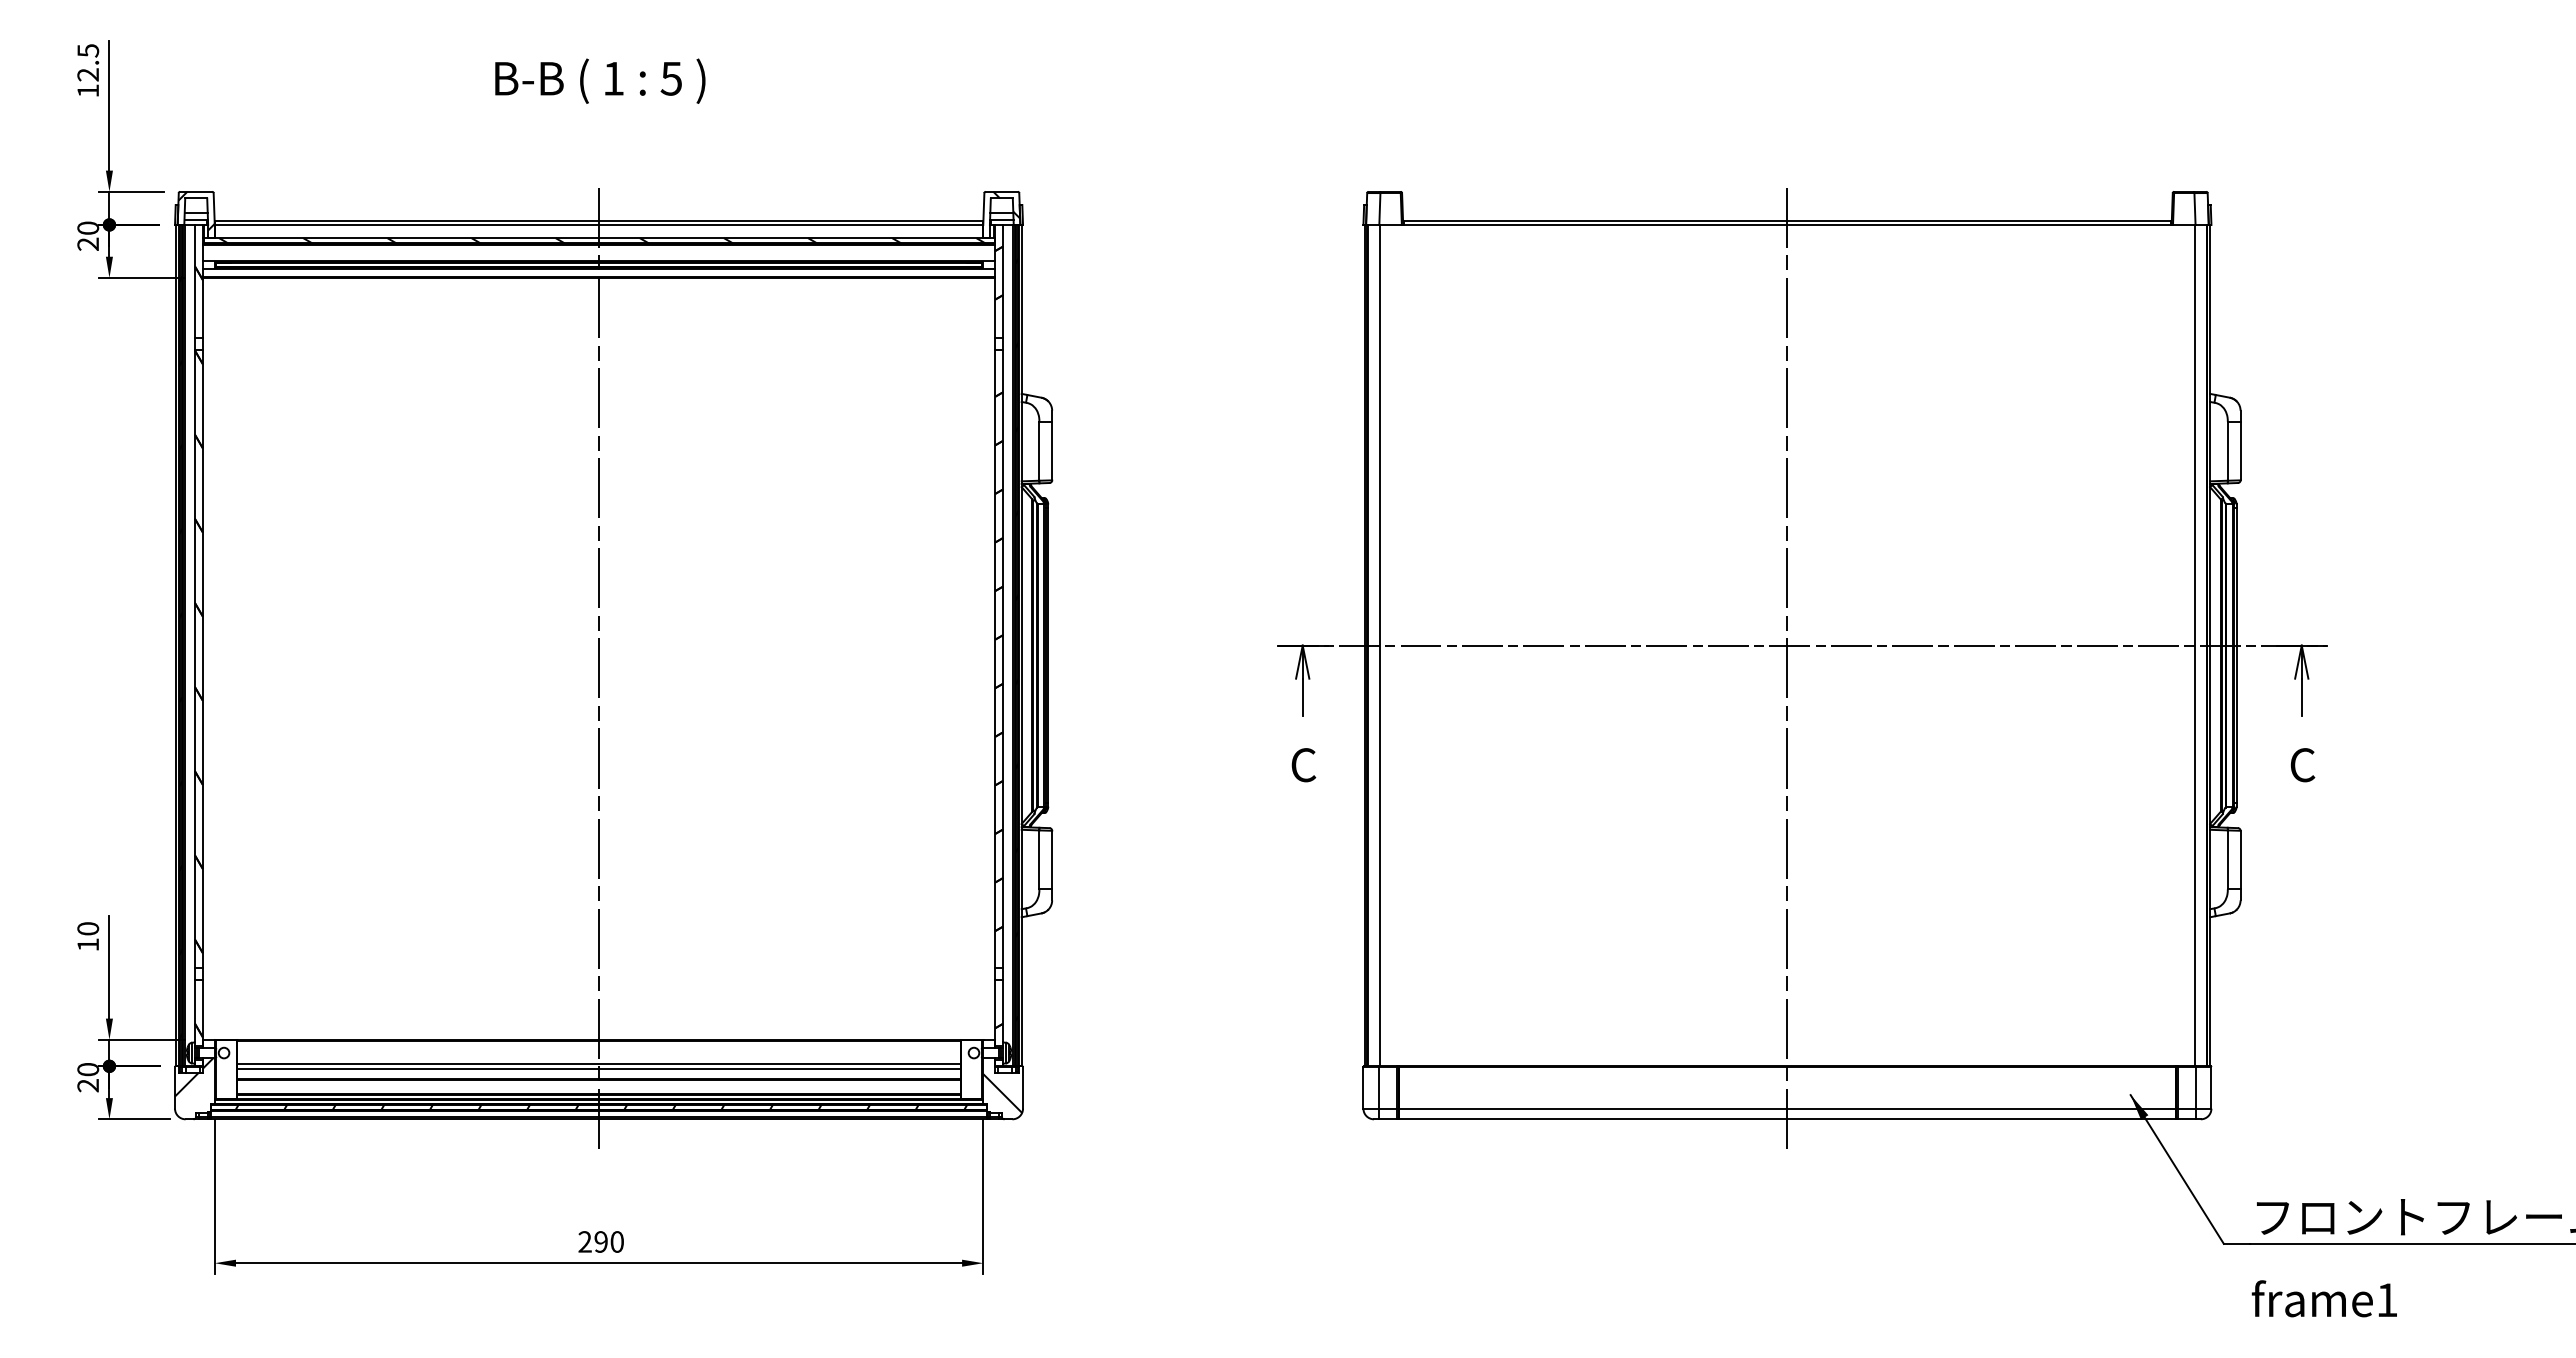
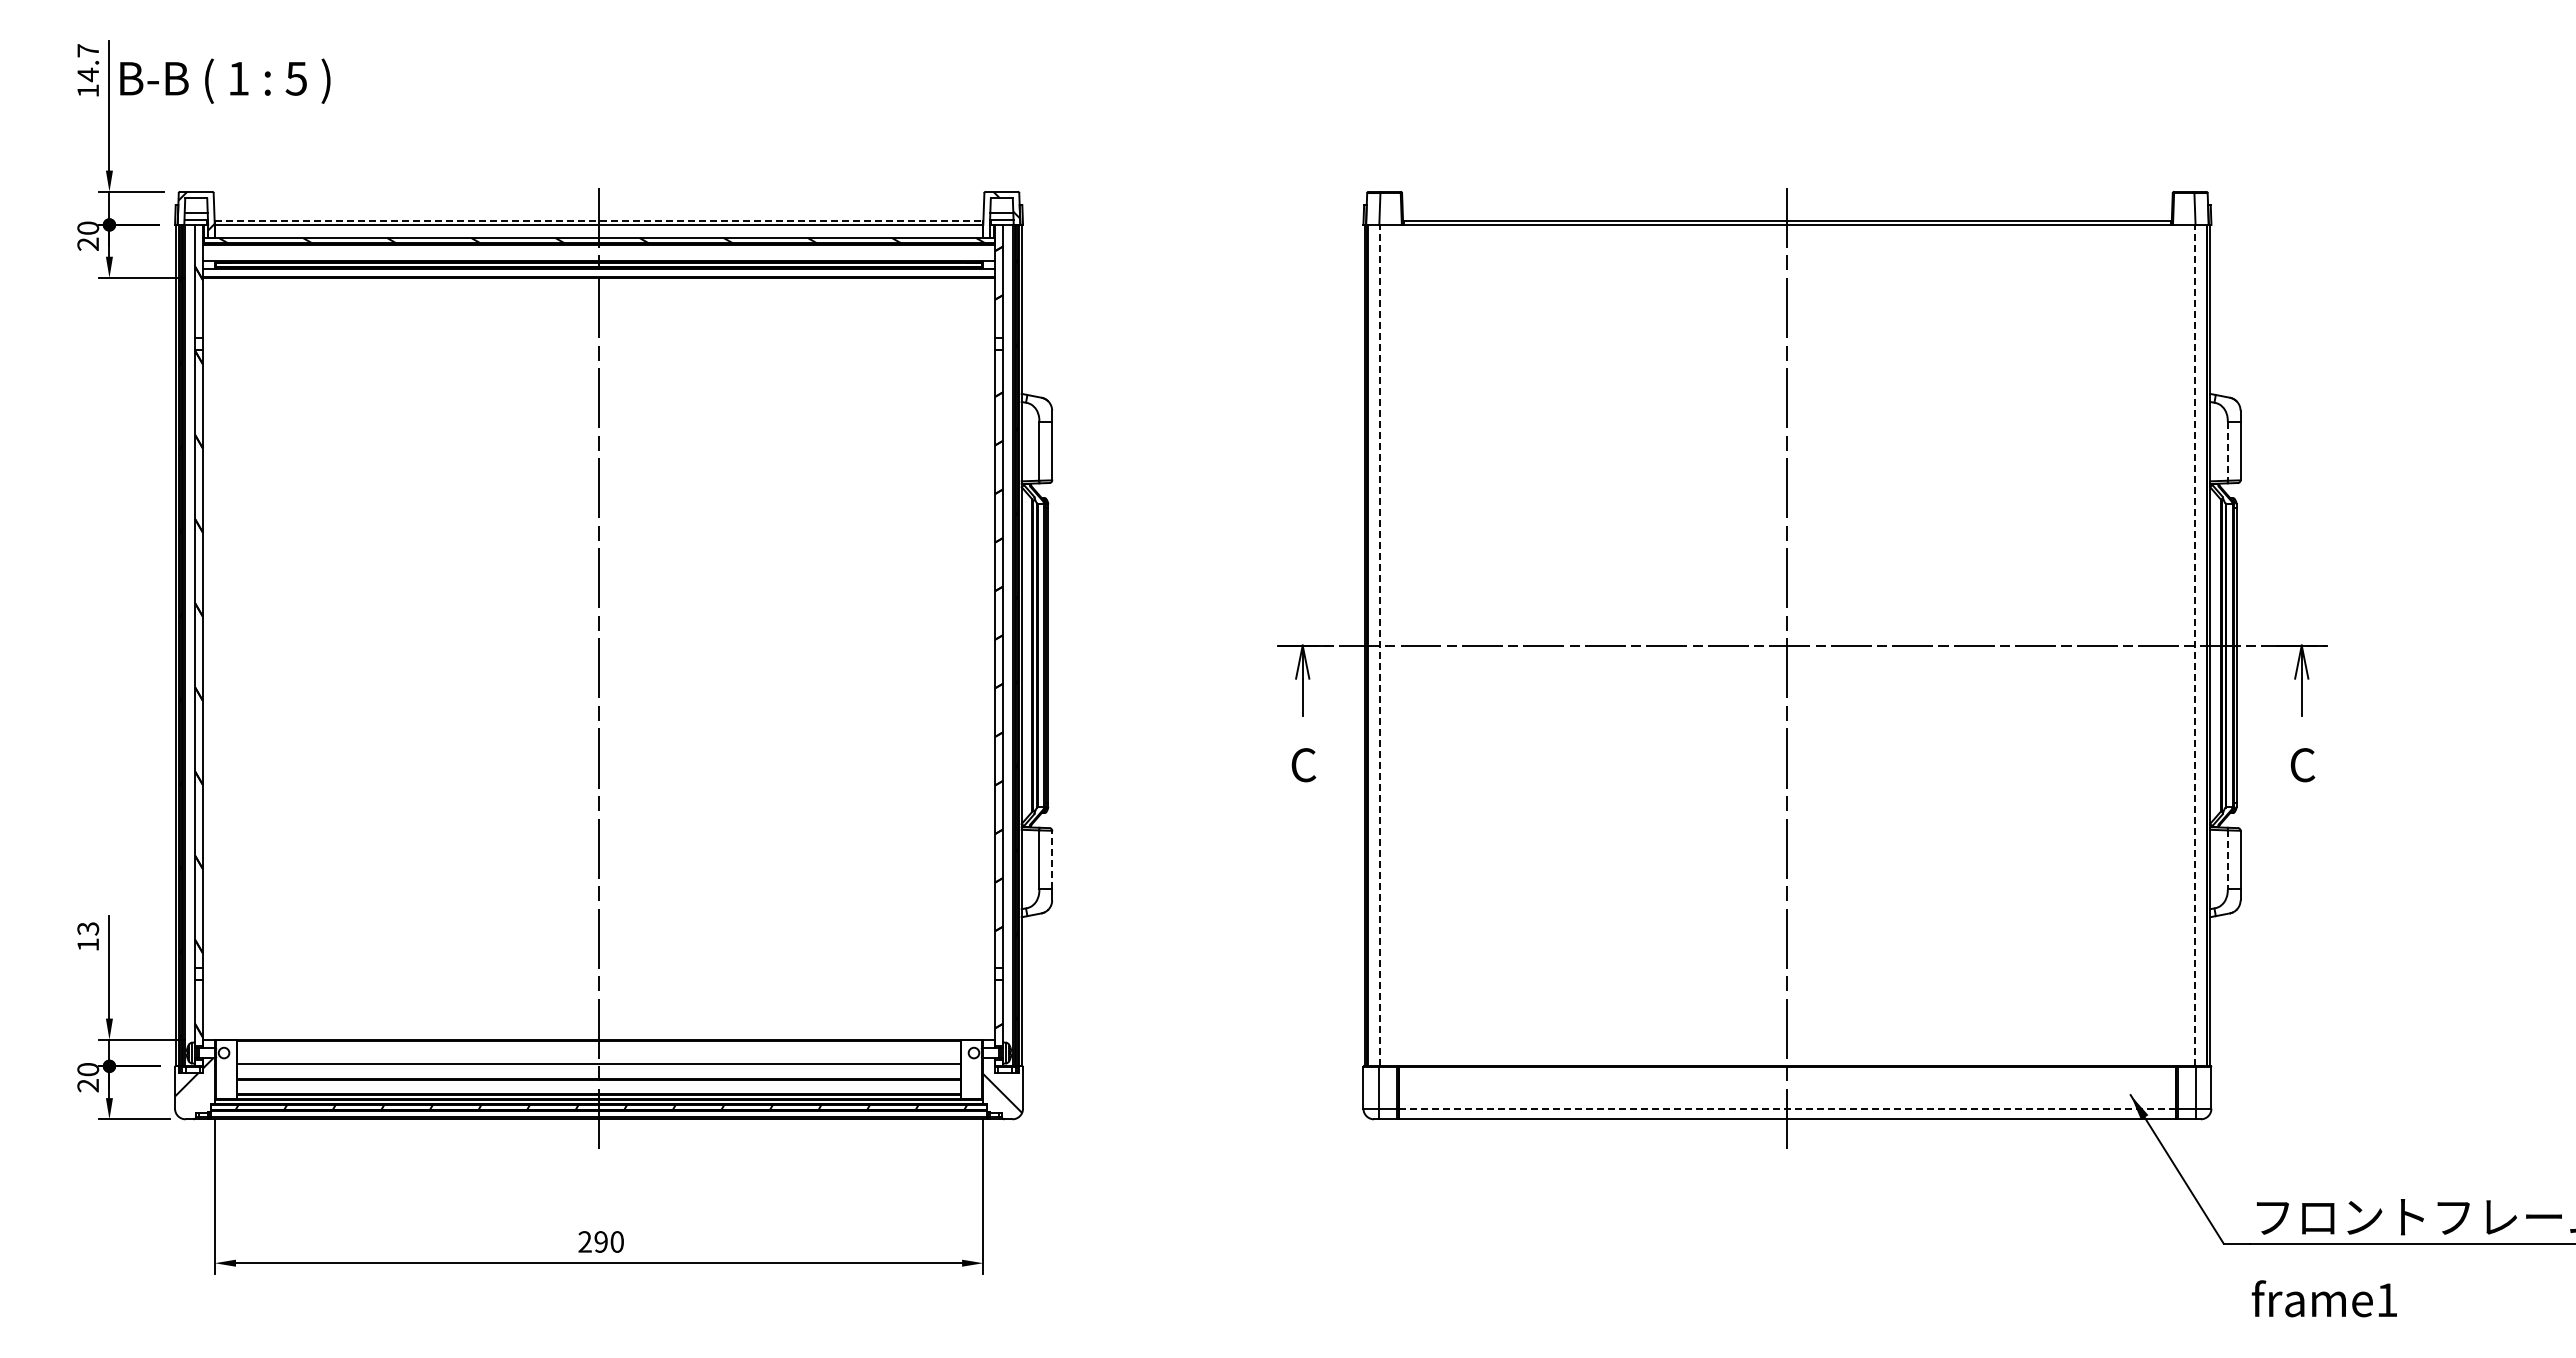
text: 12.5 -> 14.7 (88, 63)
text position: (600, 80) -> (225, 80) (225, 80)
line: solid -> dashed (599, 220)
line: solid -> dashed (2227, 451)
line: solid -> dashed (1380, 645)
line: solid -> dashed (2194, 645)
line: solid -> dashed (1052, 859)
line: solid -> dashed (2227, 859)
text: 10 -> 13 (88, 928)
line: present -> none (598, 1068)
line: solid -> dashed (1787, 1108)
